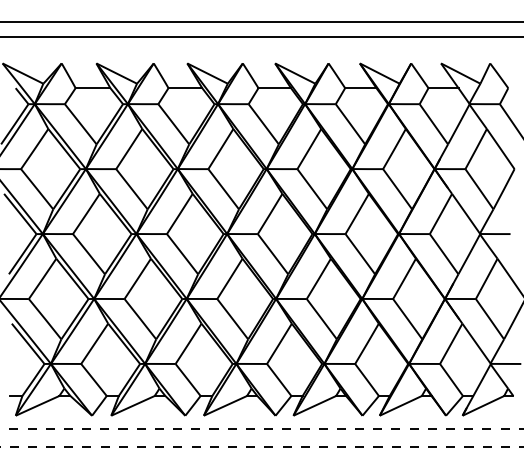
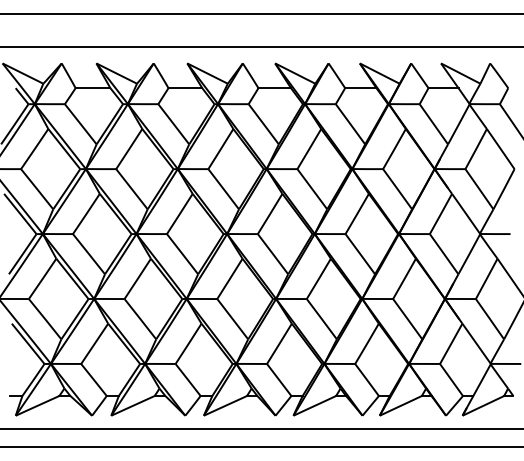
line position: (261, 21) -> (261, 13) (261, 13)
line position: (261, 36) -> (261, 46) (261, 46)
line: dashed -> solid (262, 428)
line: dashed -> solid (261, 447)
